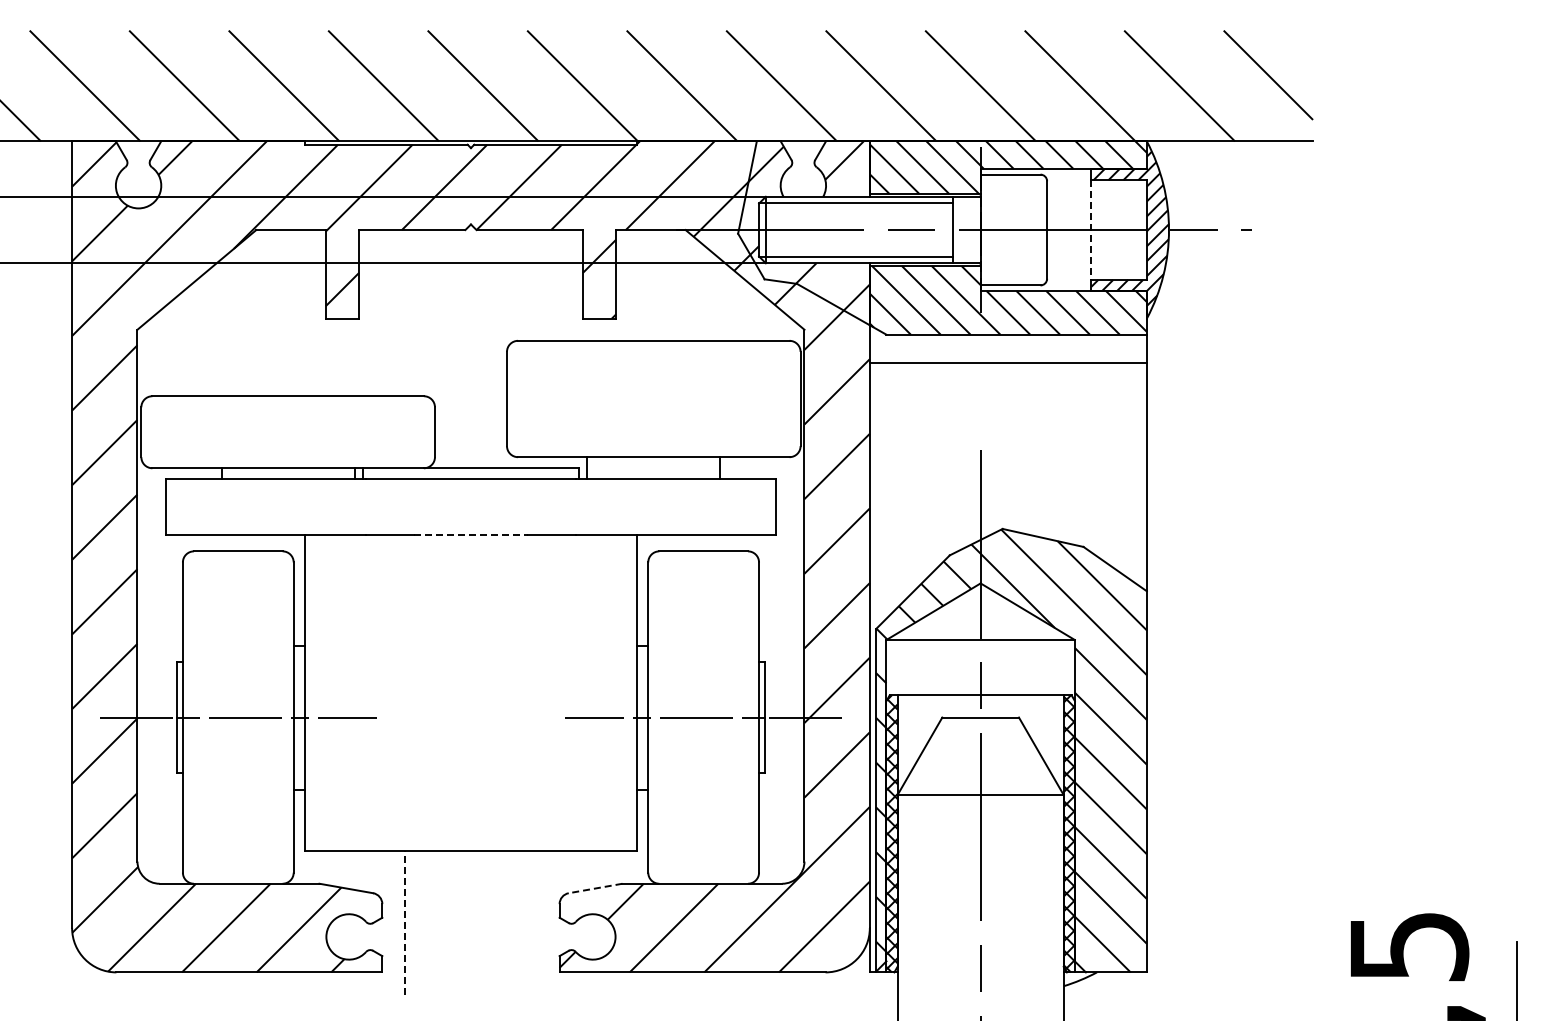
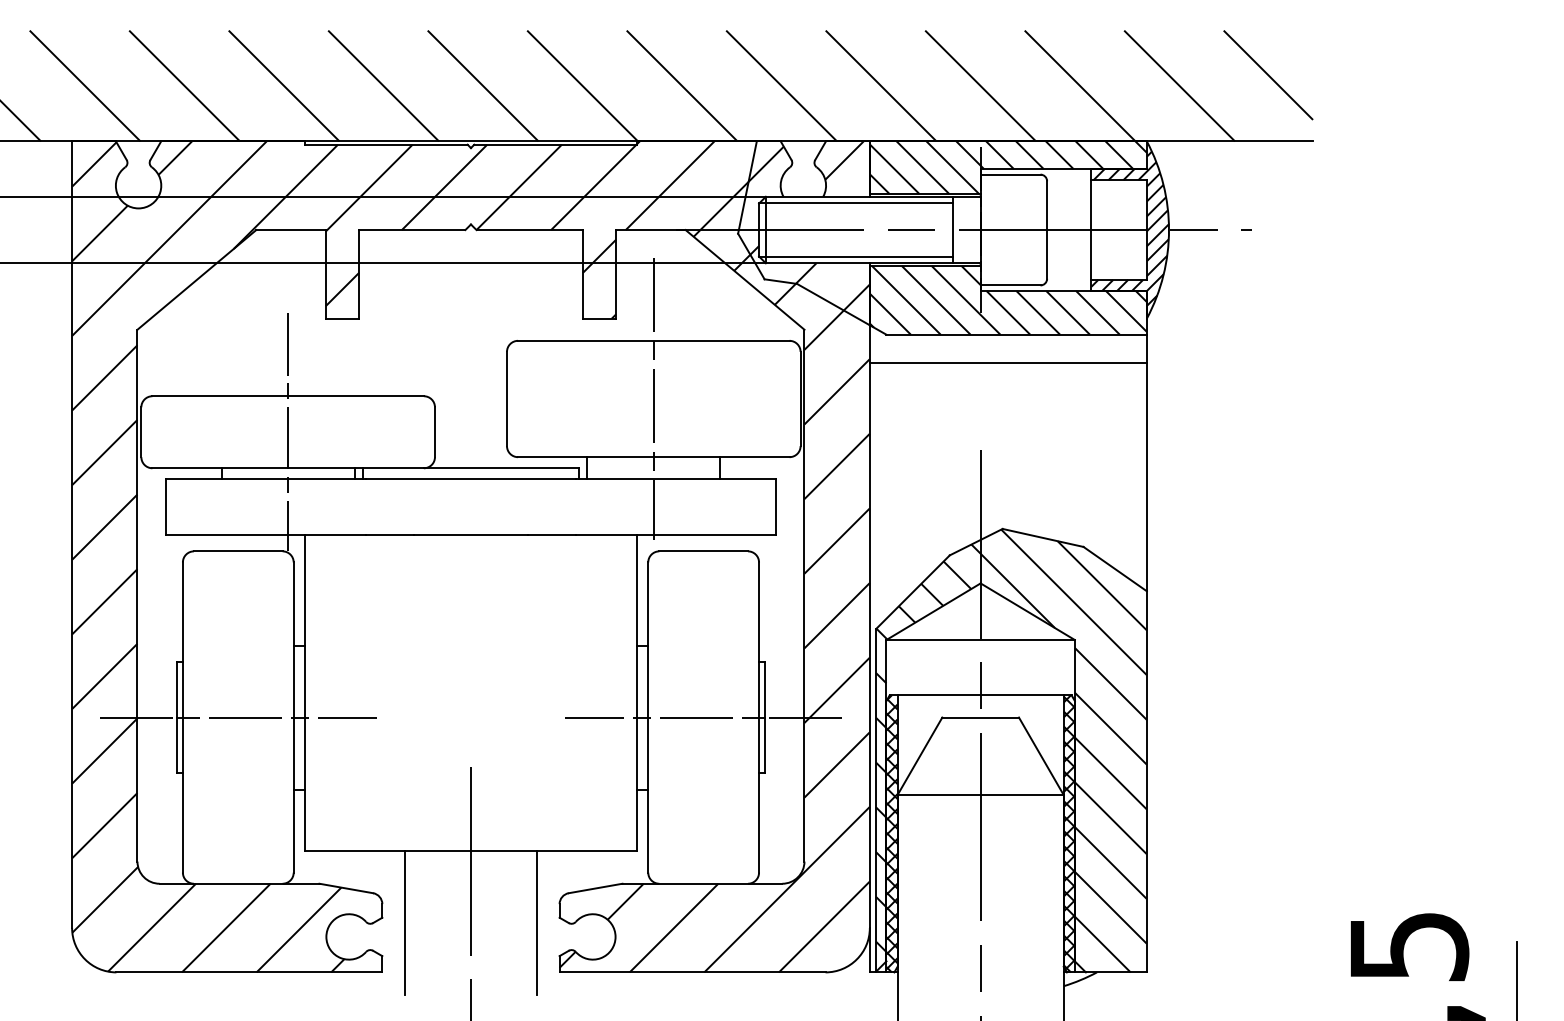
line: dashed -> solid (1091, 230)
line: none -> present (653, 398)
line: none -> present (288, 432)
line: dashed -> solid (470, 534)
line: dashed -> solid (595, 888)
line: none -> present (470, 892)
line: dashed -> solid (404, 922)
line: none -> present (537, 922)
